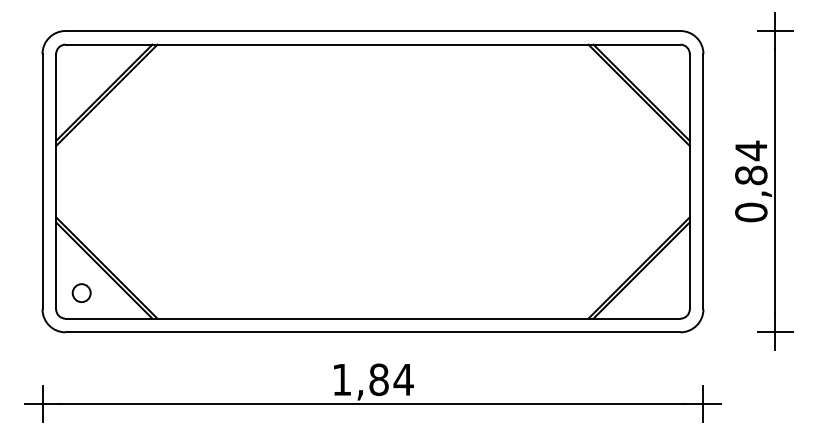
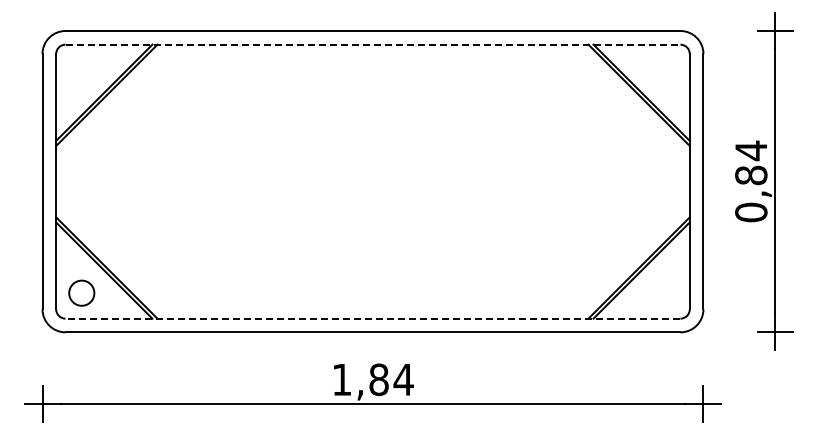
line: solid -> dashed (373, 44)
circle size: 21x20 px -> 28x28 px (81, 292)
line: solid -> dashed (372, 318)
